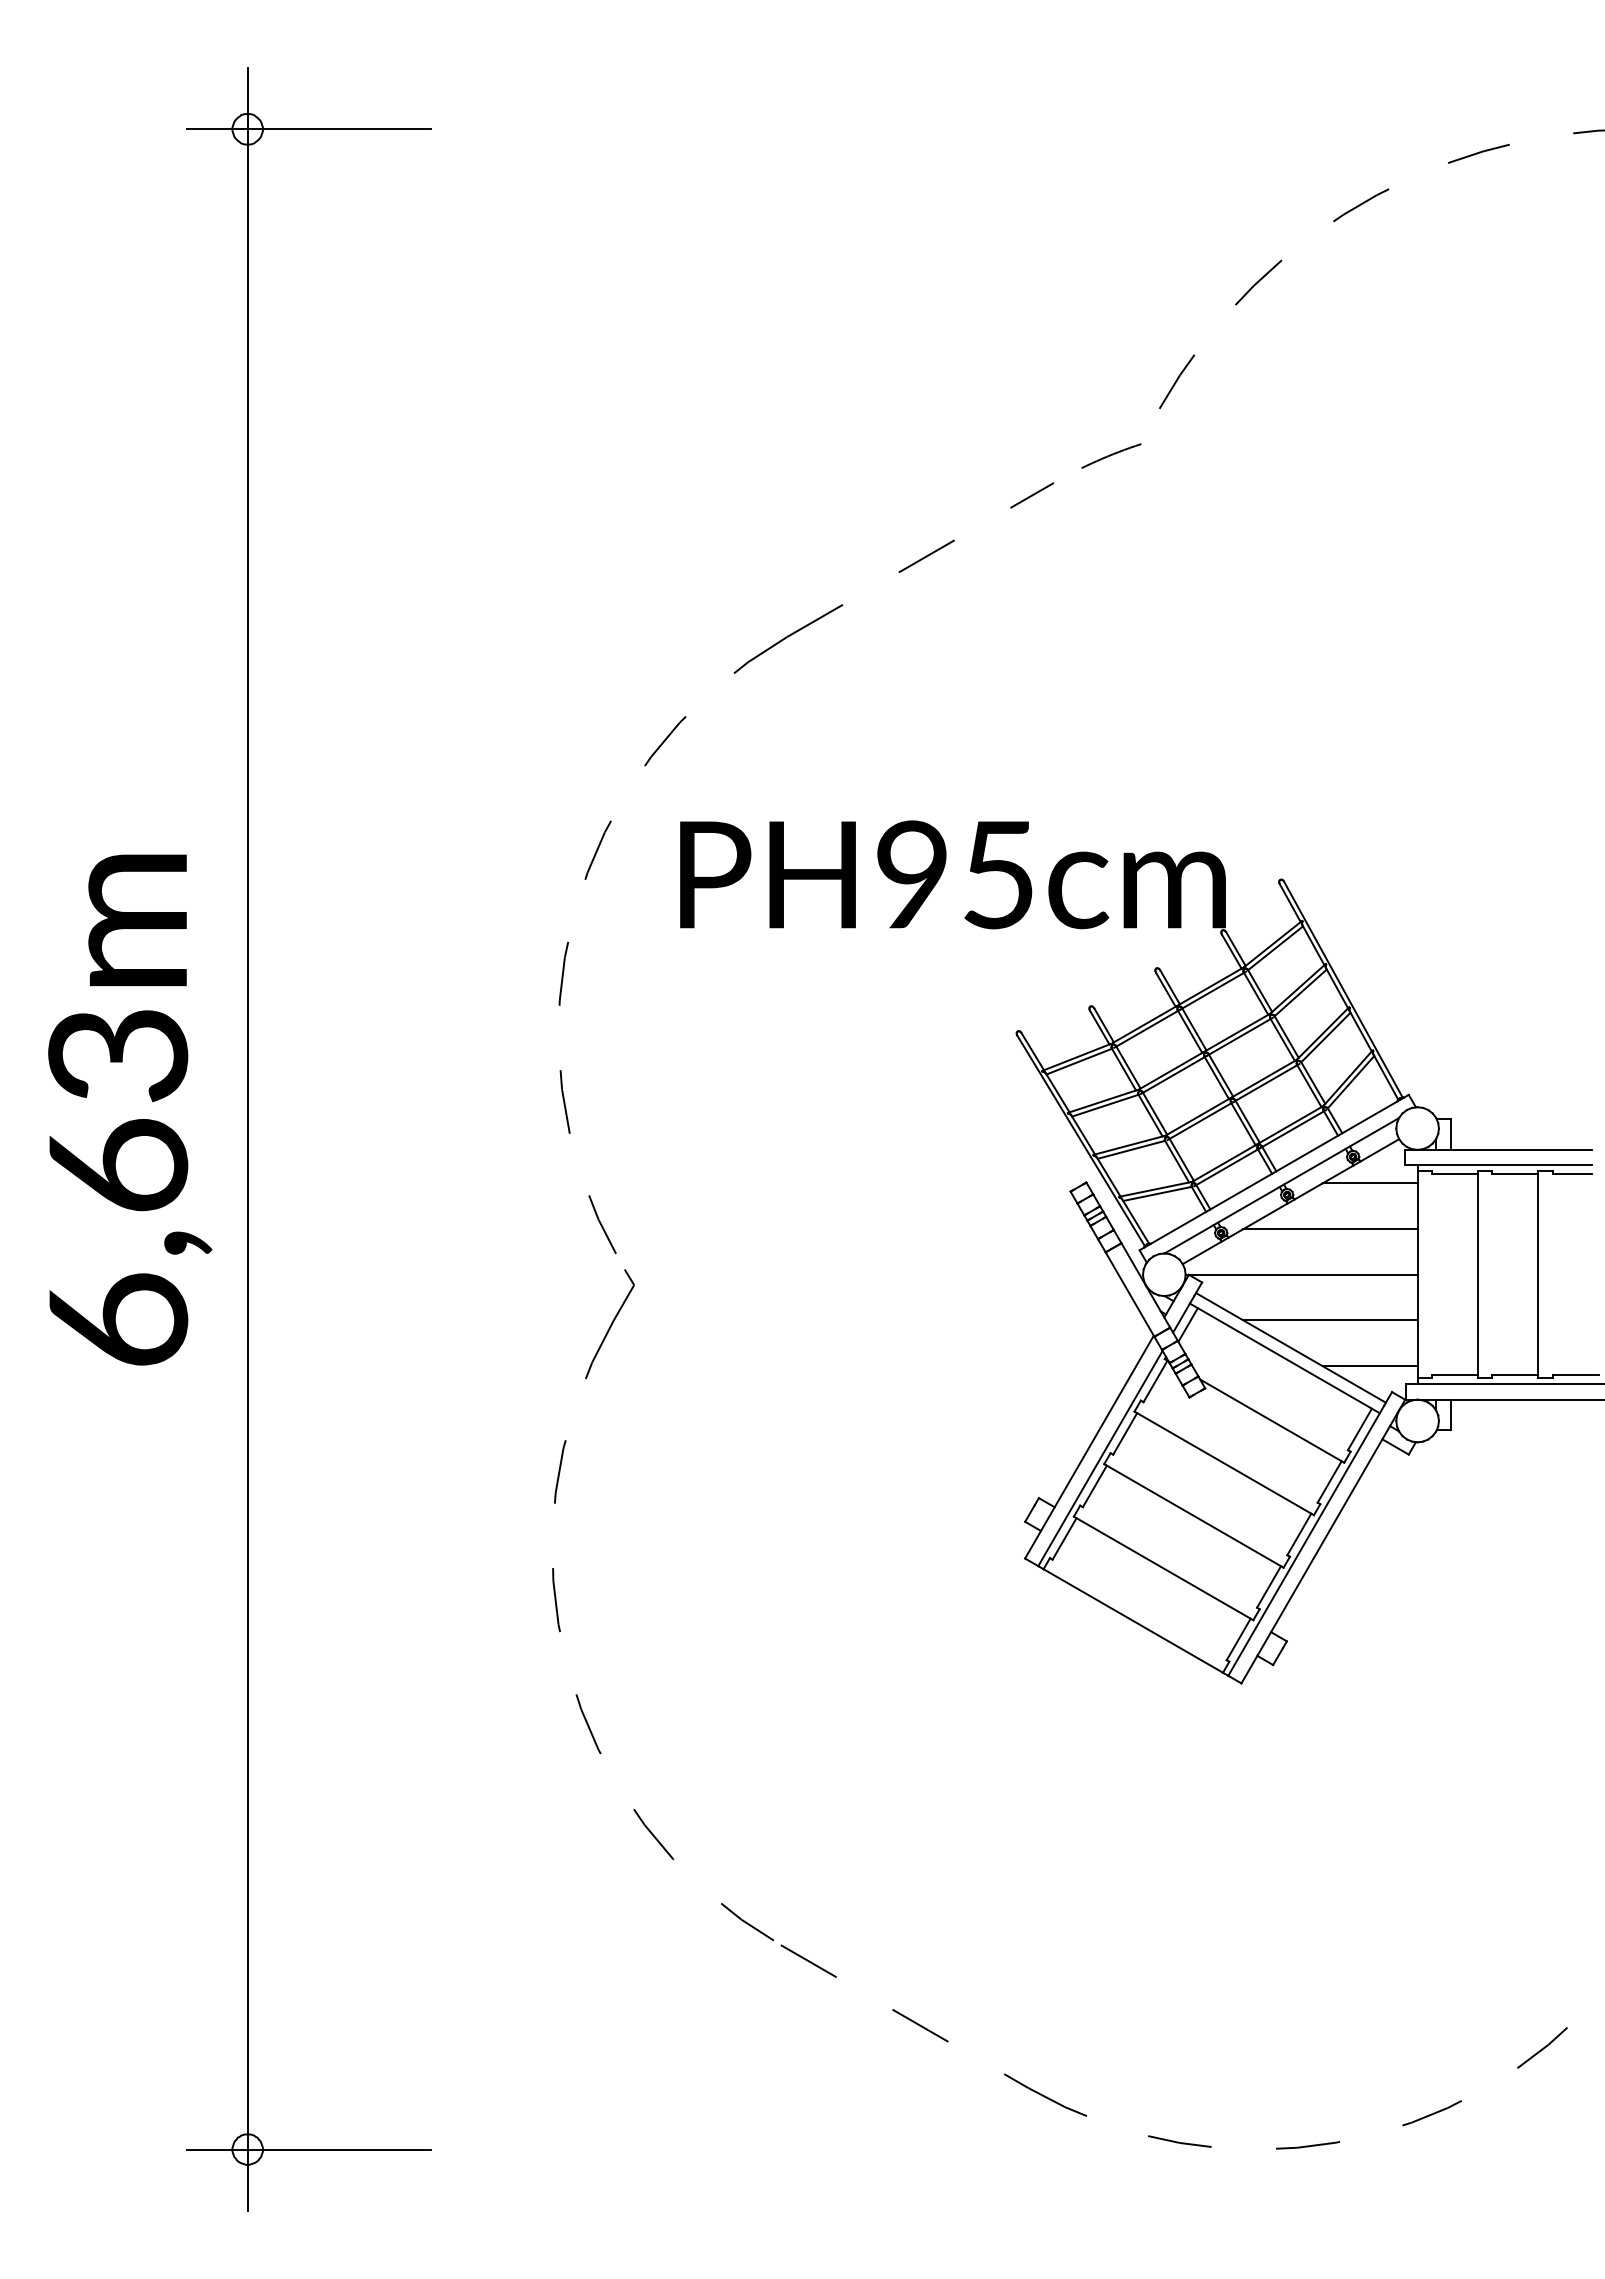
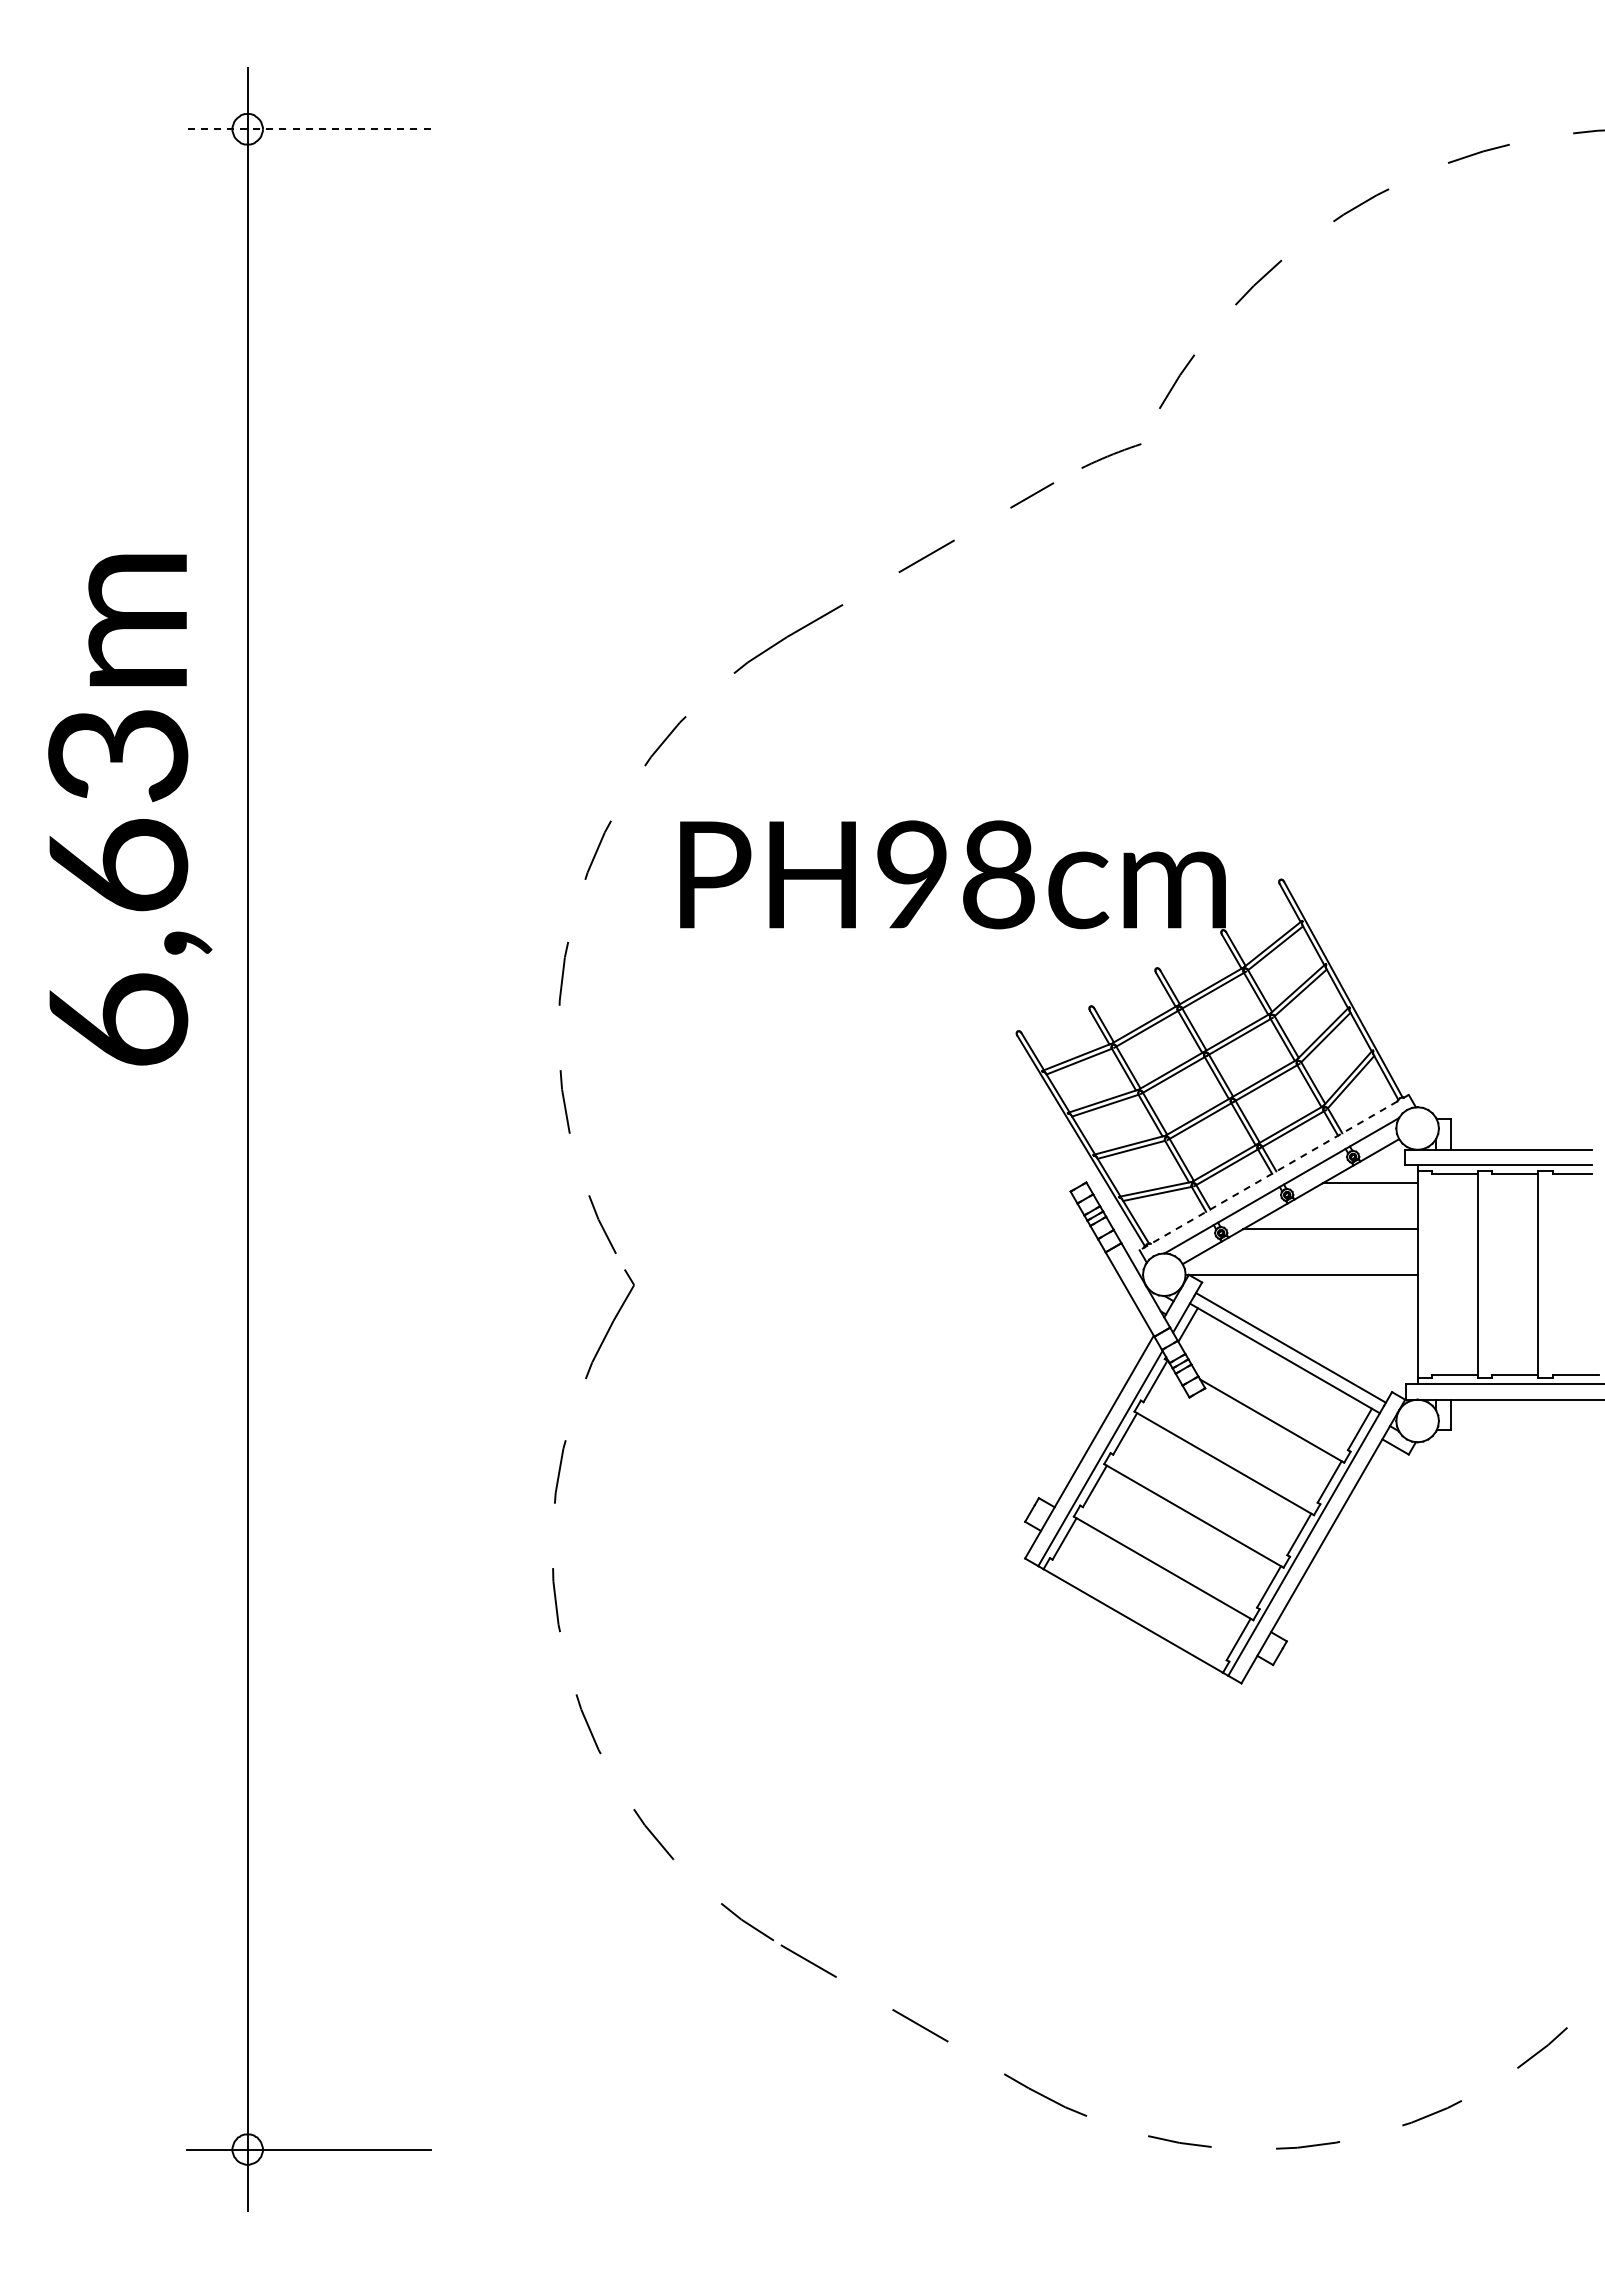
line: solid -> dashed (308, 129)
text: PH95cm -> PH98cm (998, 874)
text position: (130, 1109) -> (130, 809) (130, 809)
line: solid -> dashed (1273, 1172)
line: present -> none (1330, 1320)
line: present -> none (1369, 1366)
